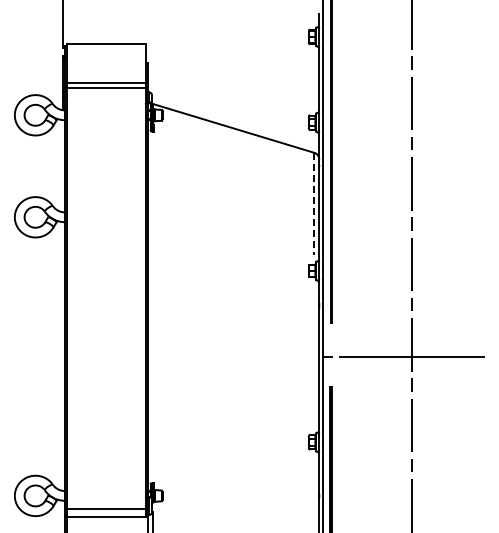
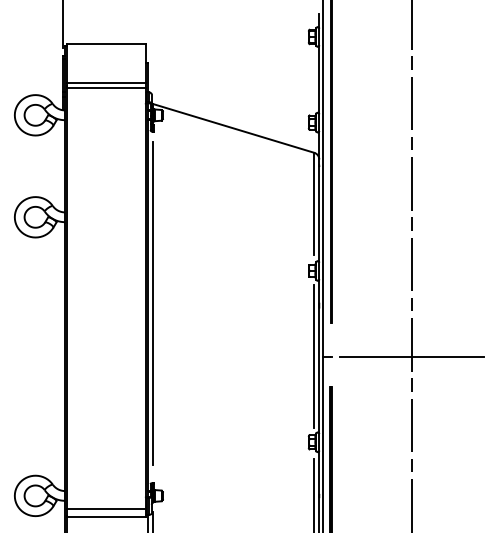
line: dashed -> solid (314, 204)
line: none -> present (153, 303)
line: none -> present (314, 355)
line: none -> present (314, 494)
